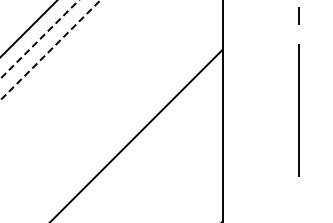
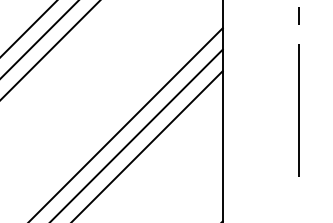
line: dashed -> solid (39, 39)
line: dashed -> solid (50, 50)
line: none -> present (126, 123)
line: none -> present (148, 145)
